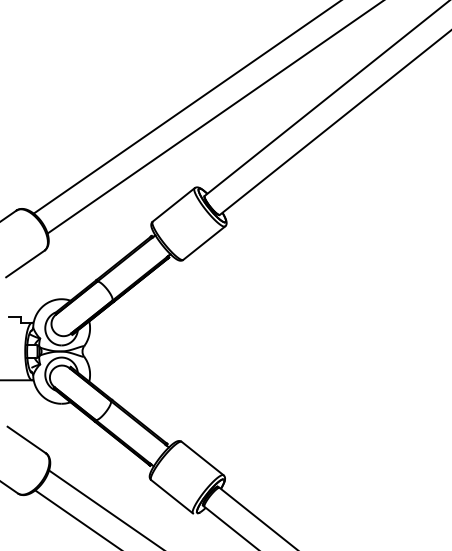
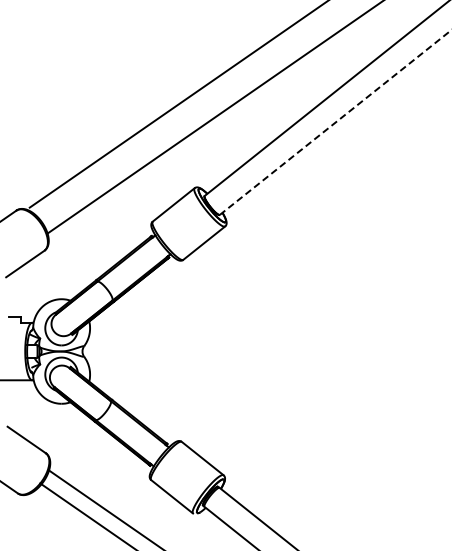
line position: (185, 107) -> (177, 104) (177, 104)
line: solid -> dashed (336, 122)
line position: (76, 518) -> (86, 515) (86, 515)
